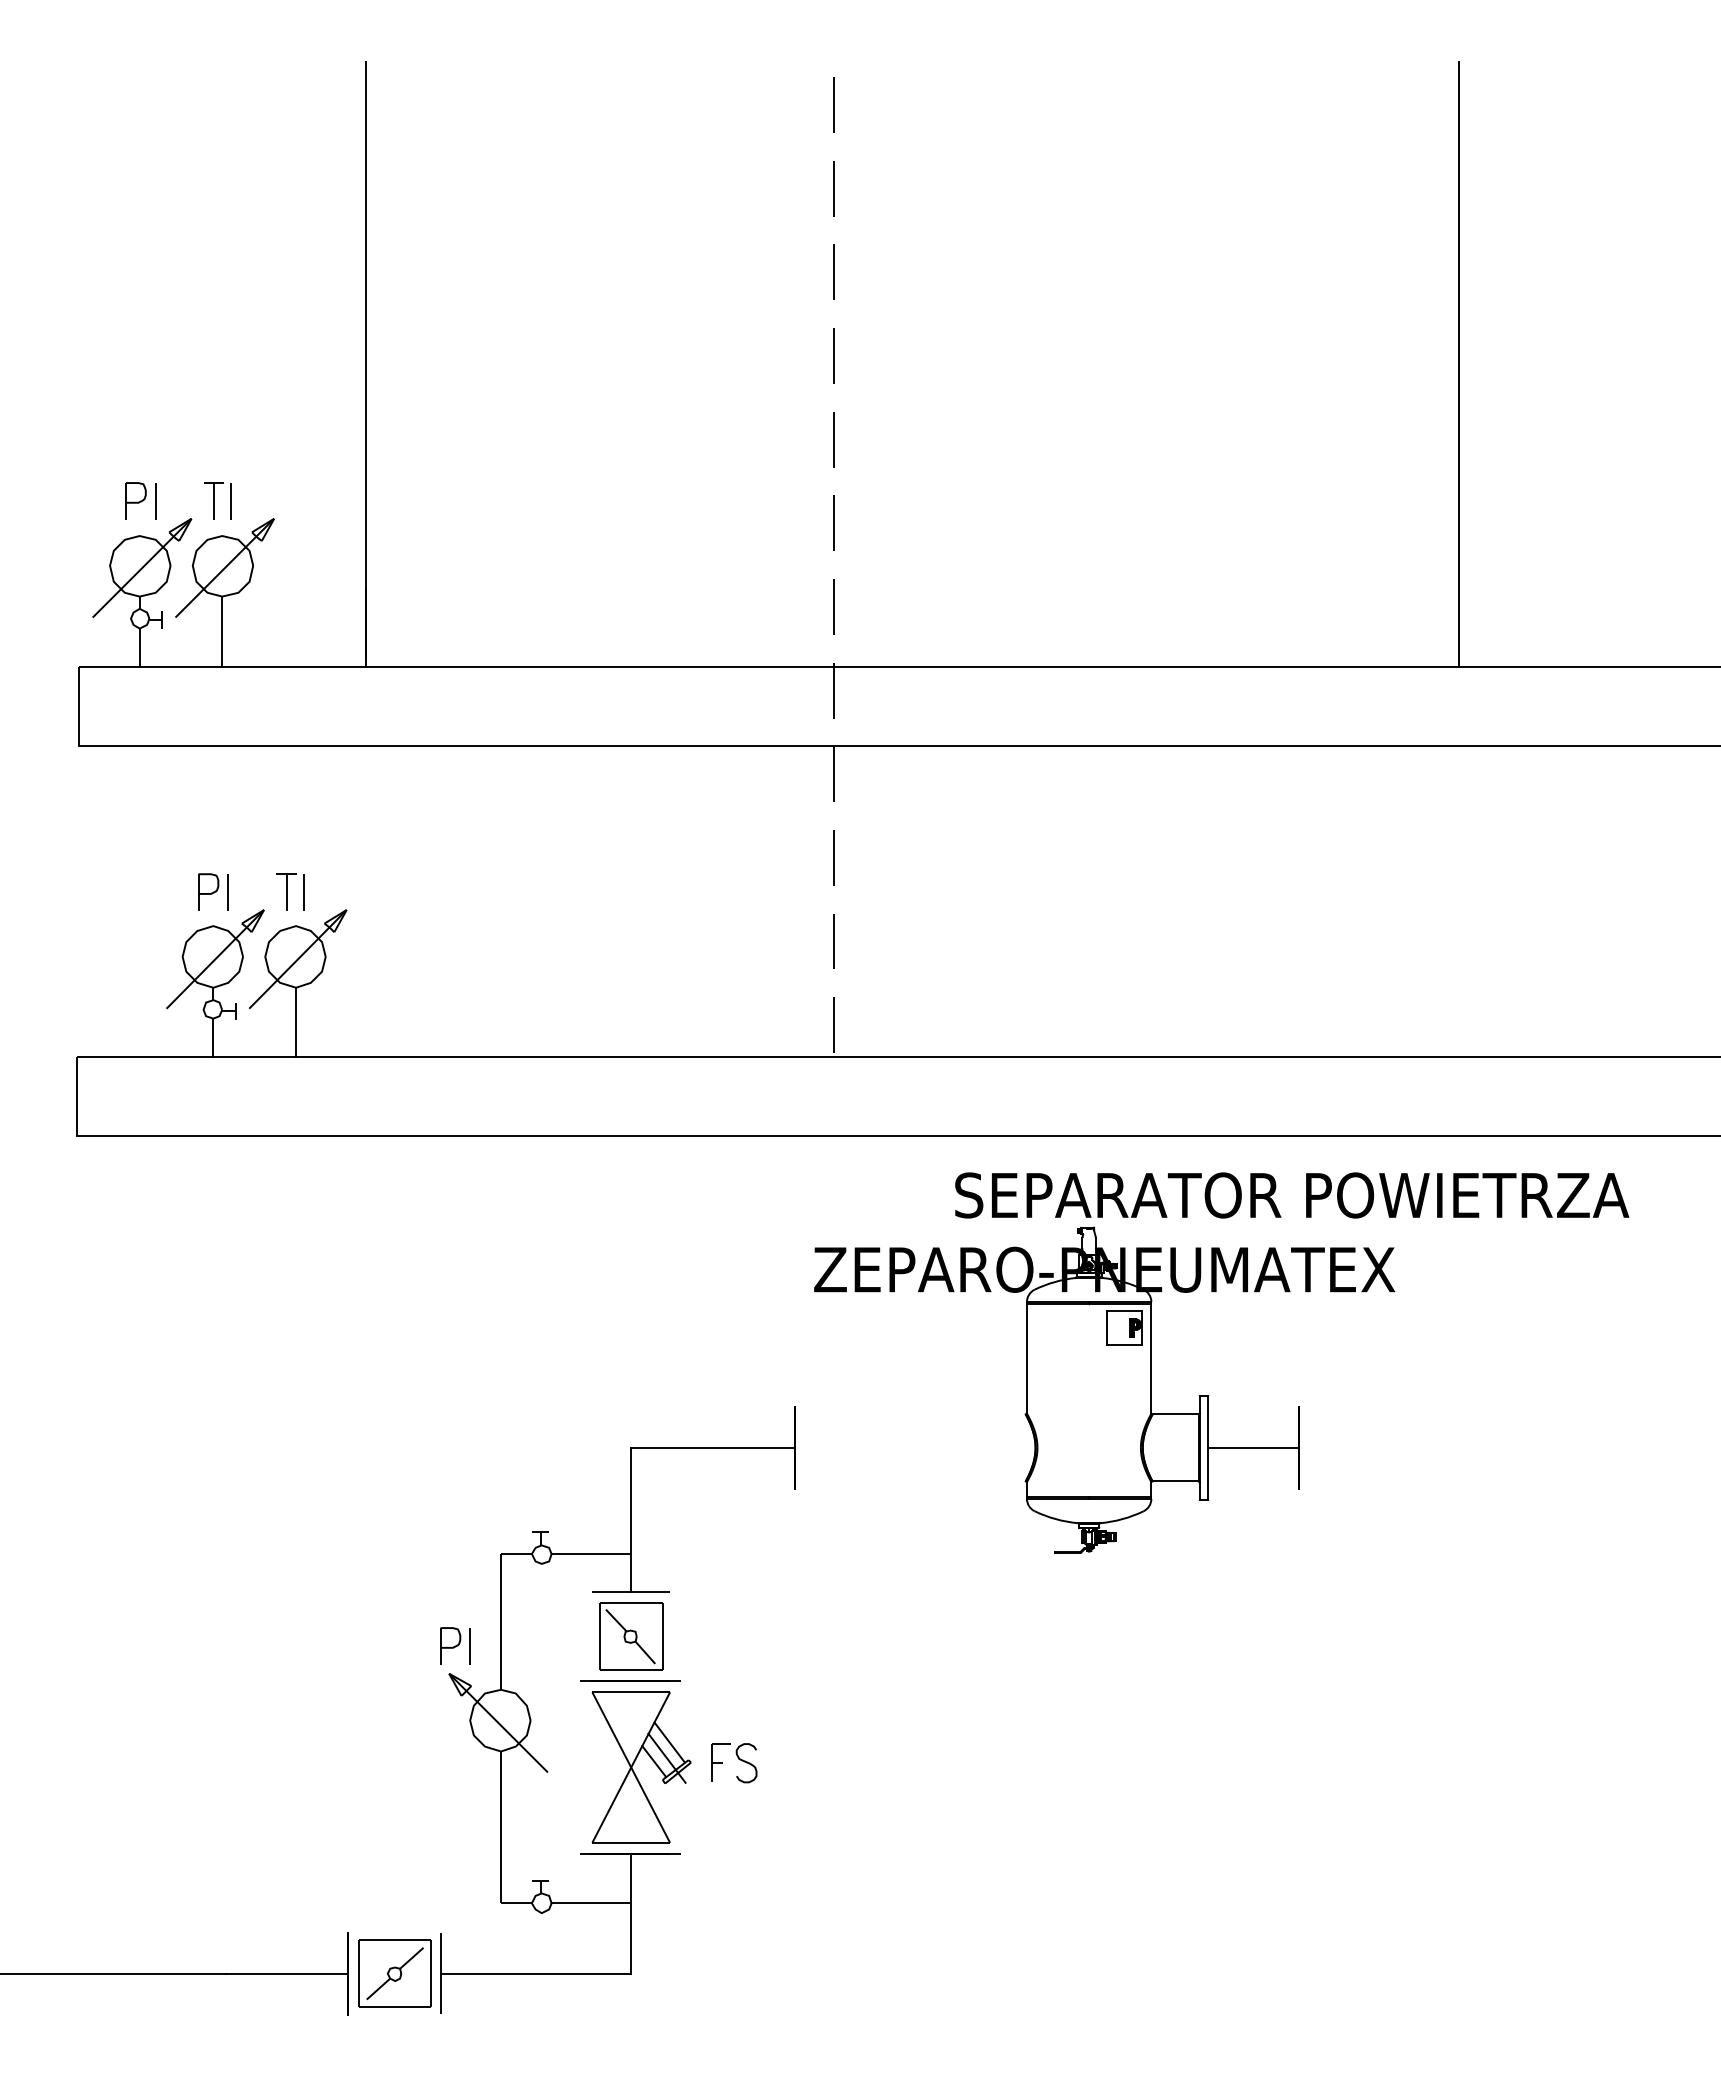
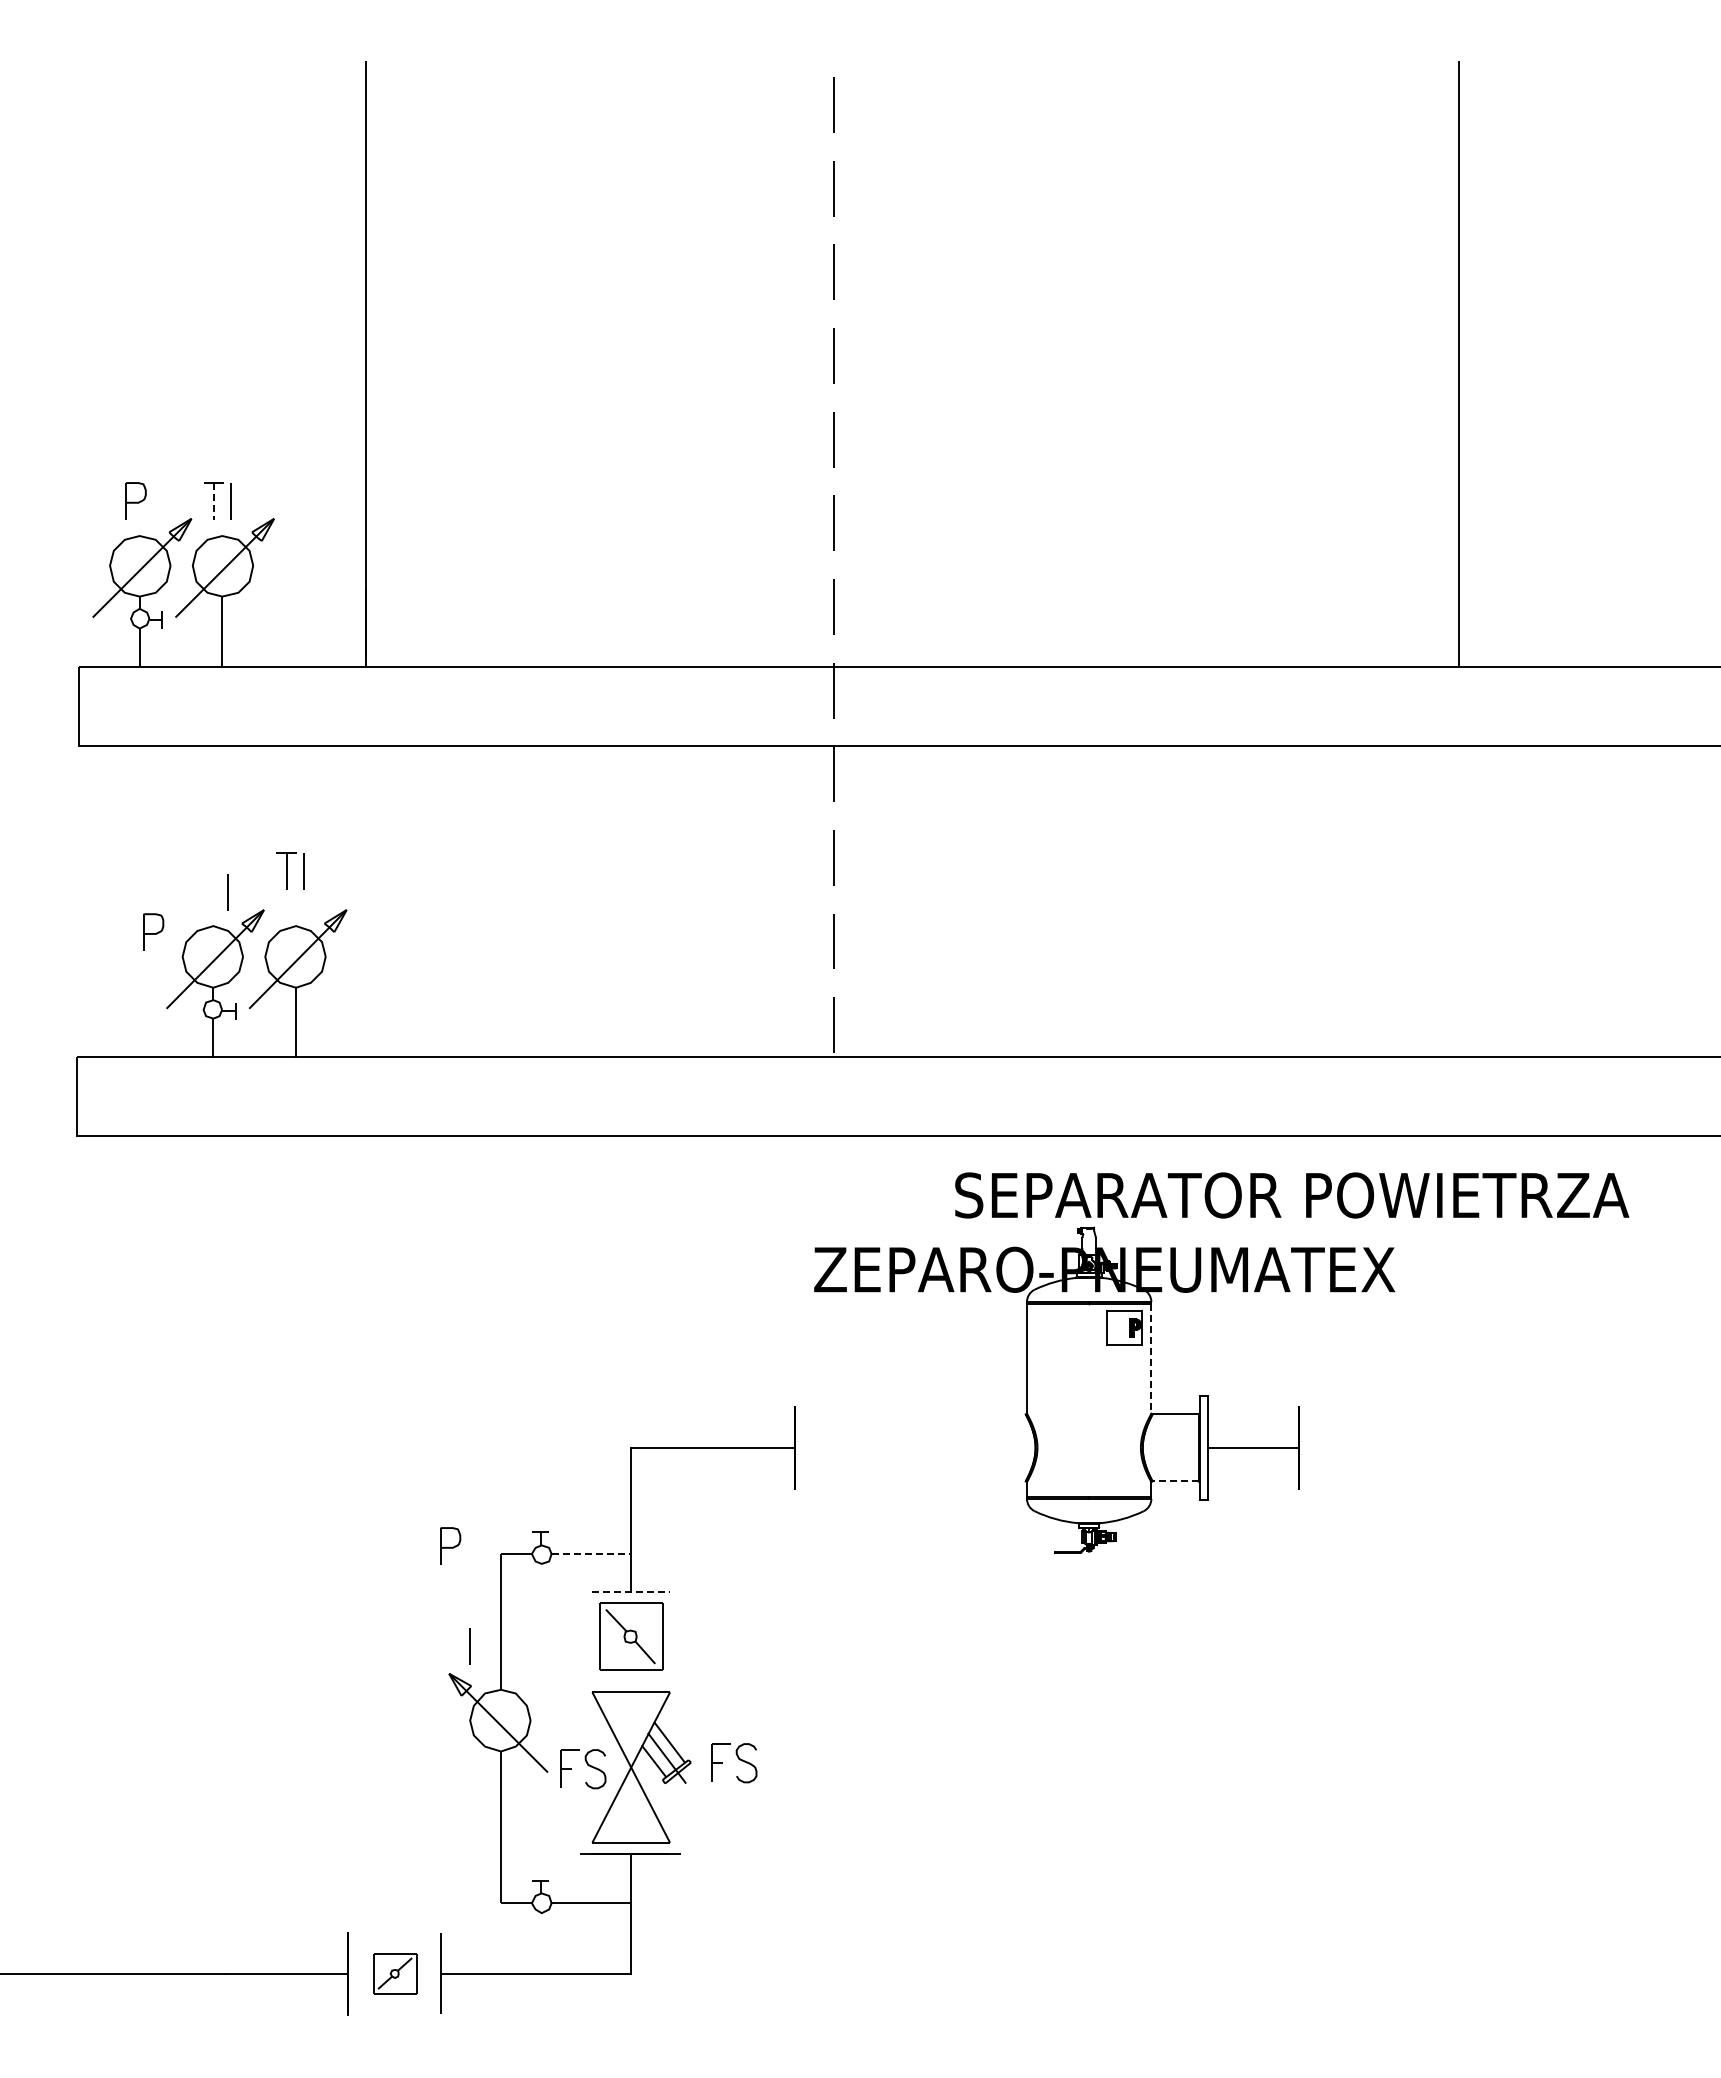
line: present -> none (155, 501)
line: solid -> dashed (213, 501)
part position: (208, 891) -> (153, 931) (153, 931)
part position: (290, 891) -> (290, 870) (290, 870)
line: solid -> dashed (1151, 1358)
line: solid -> dashed (1175, 1481)
line: solid -> dashed (591, 1554)
line: solid -> dashed (631, 1592)
part position: (450, 1645) -> (450, 1545) (450, 1545)
line: present -> none (630, 1680)
part: none -> present (583, 1769)
part size: 74x69 px -> 45x42 px (395, 1973)
